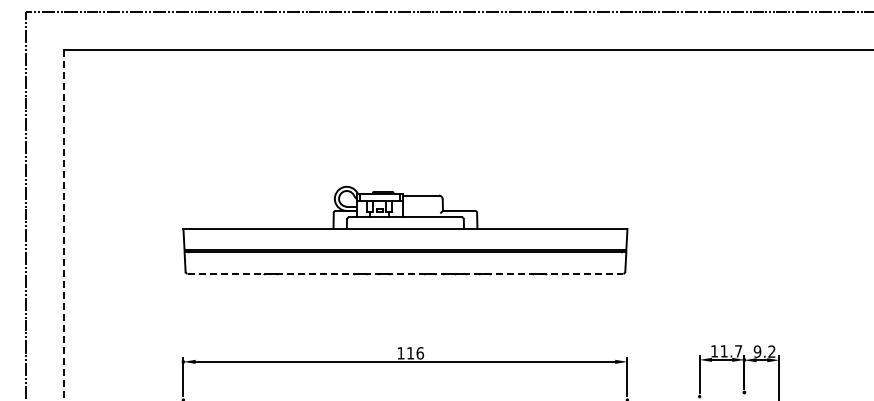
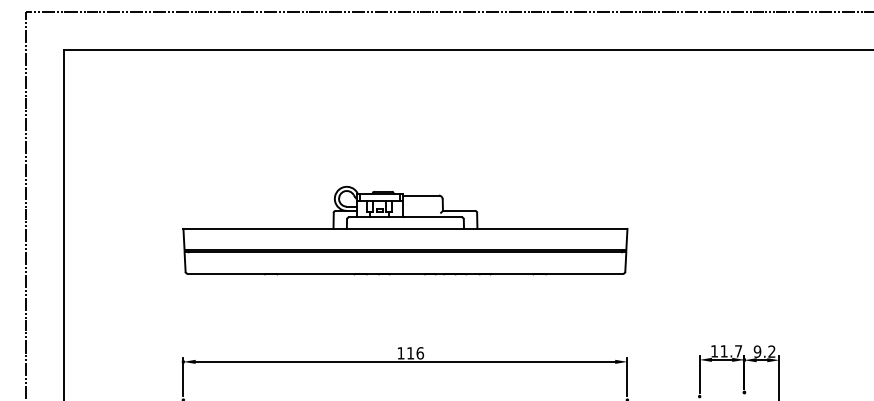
line: dashed -> solid (64, 225)
line: dashed -> solid (405, 273)
